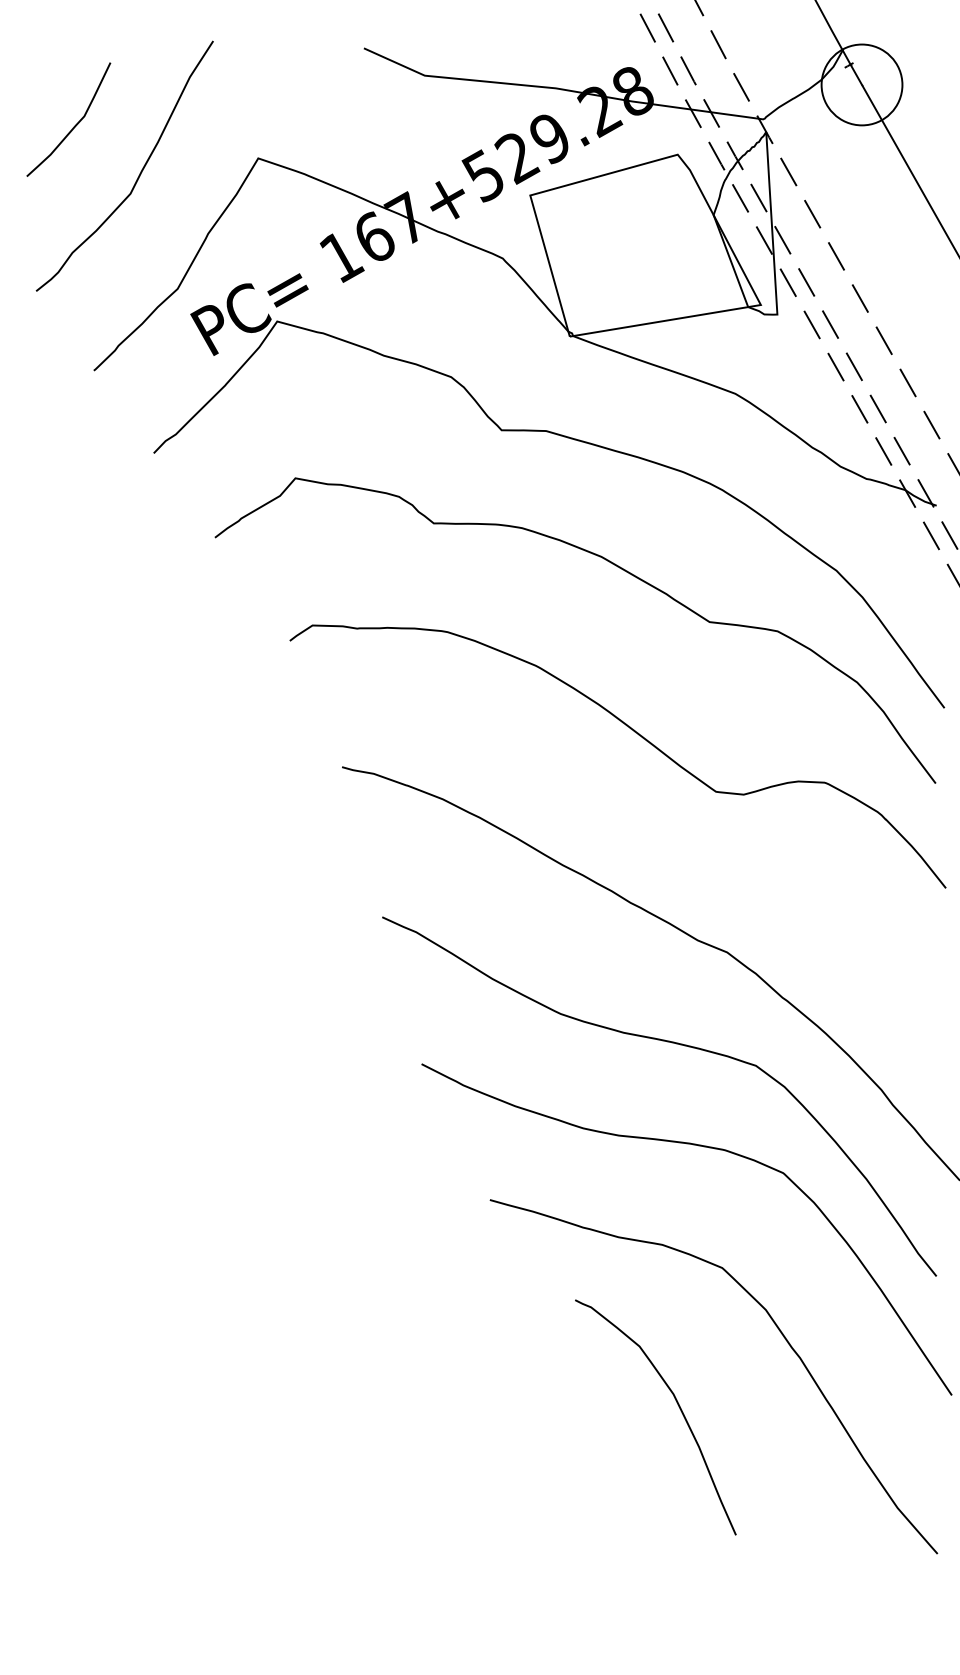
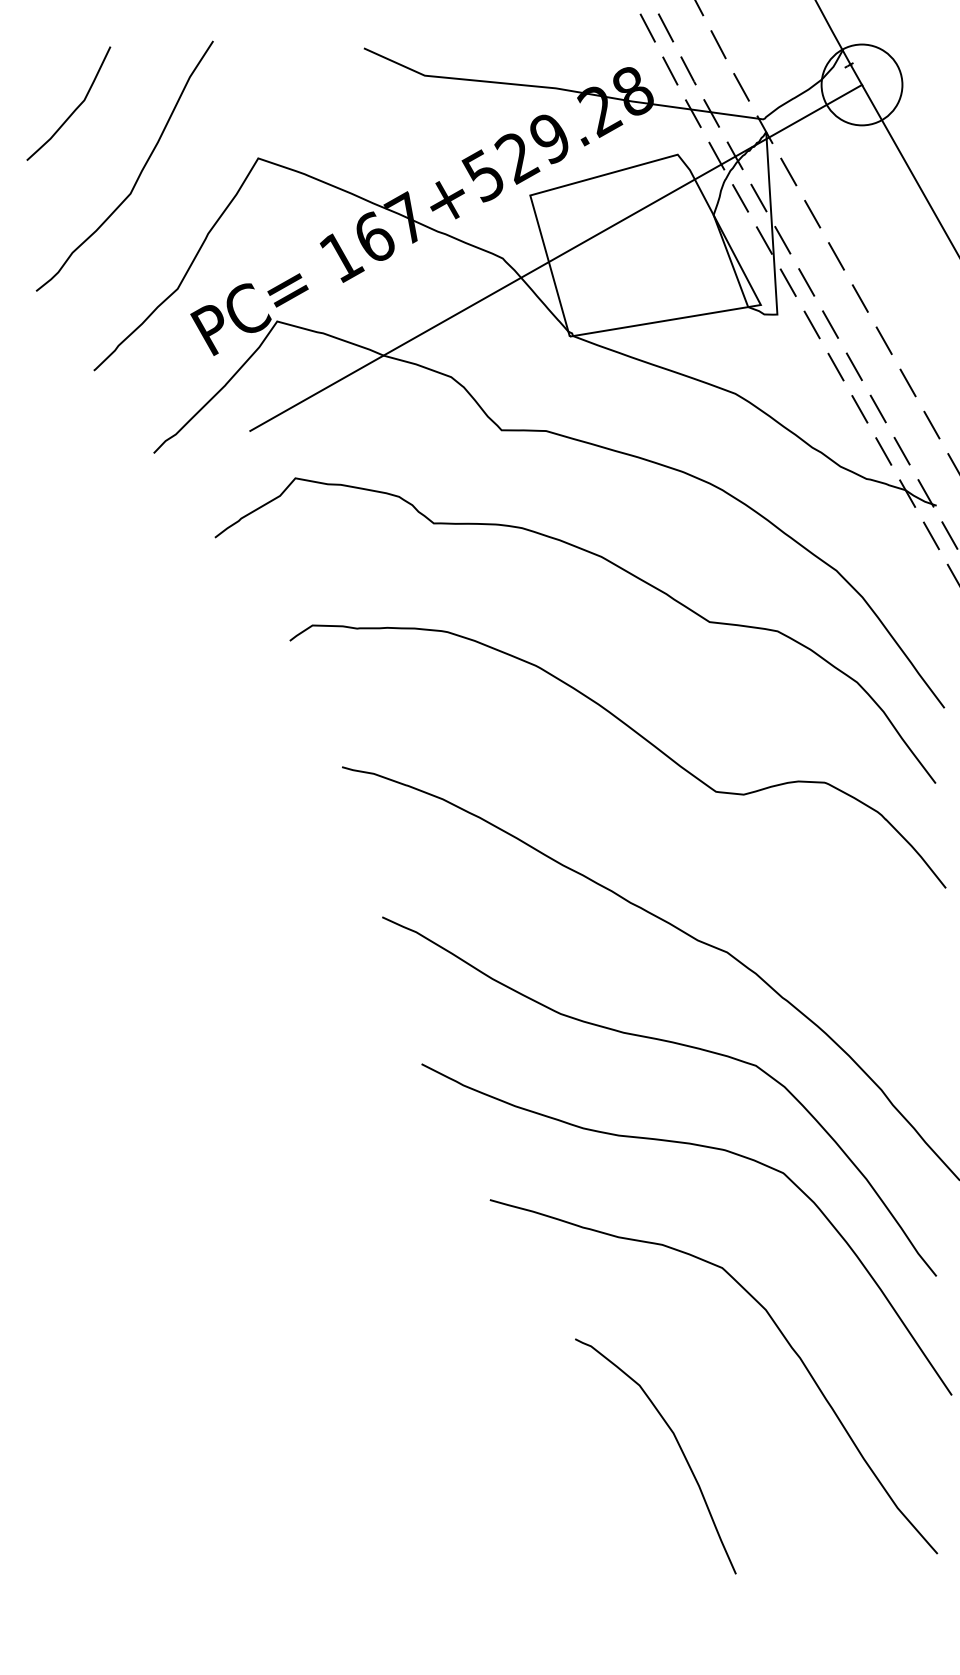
curve position: (74, 125) -> (74, 109) (74, 109)
line: none -> present (556, 257)
curve position: (679, 1409) -> (679, 1448) (679, 1448)
